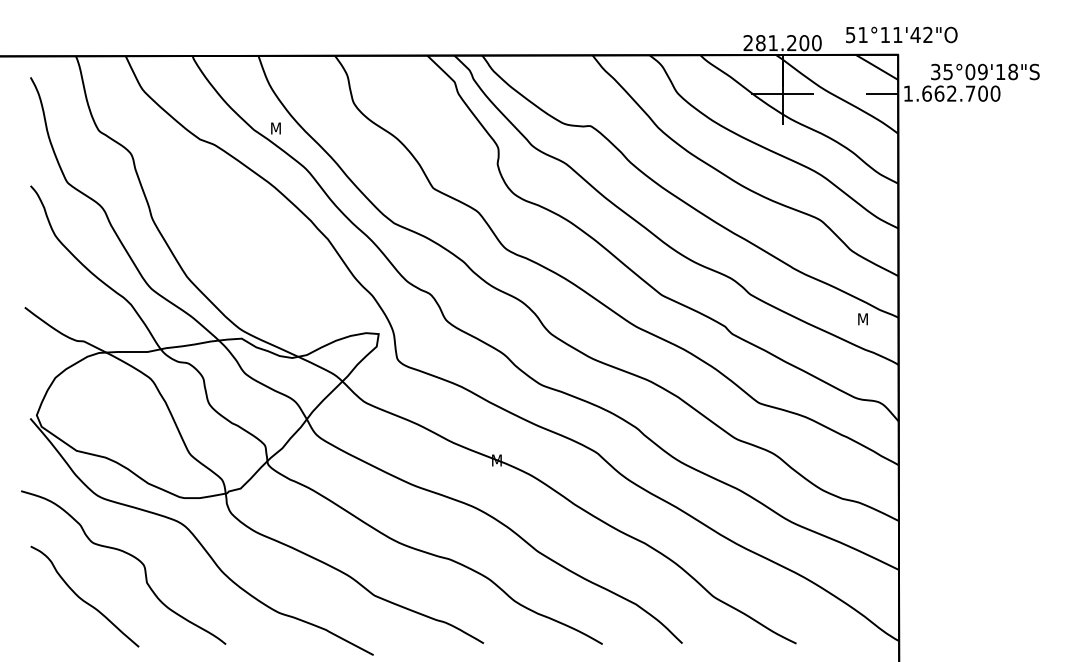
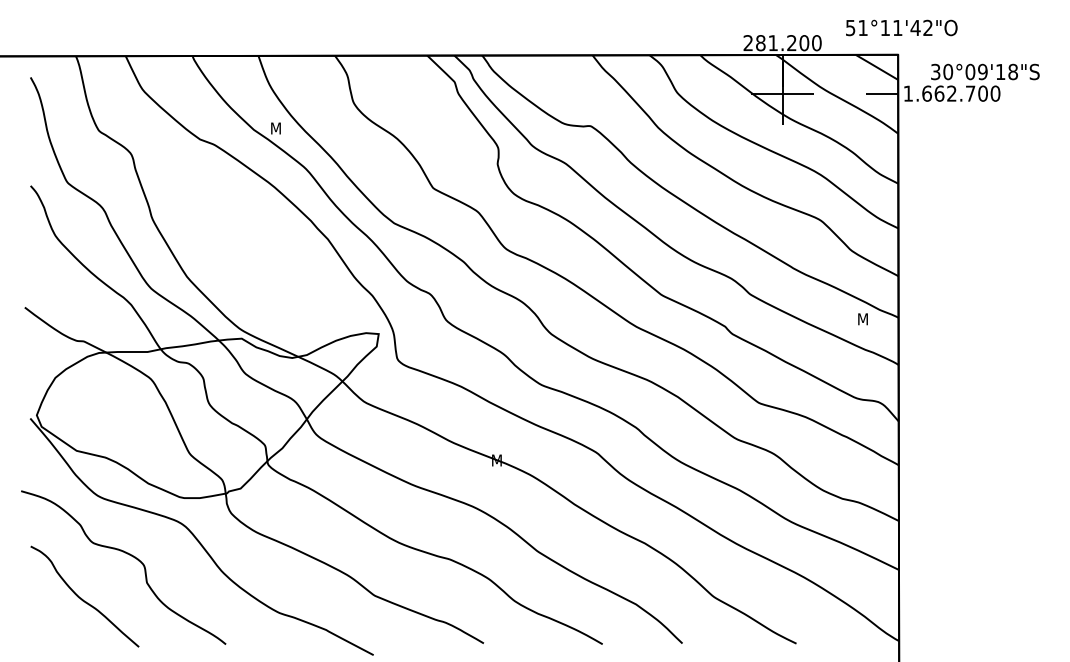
text position: (901, 34) -> (901, 27) (901, 27)
text: 35°09'18"S -> 30°09'18"S (948, 71)
